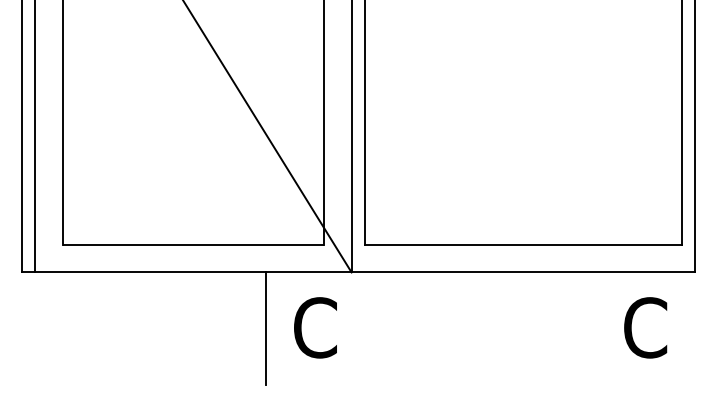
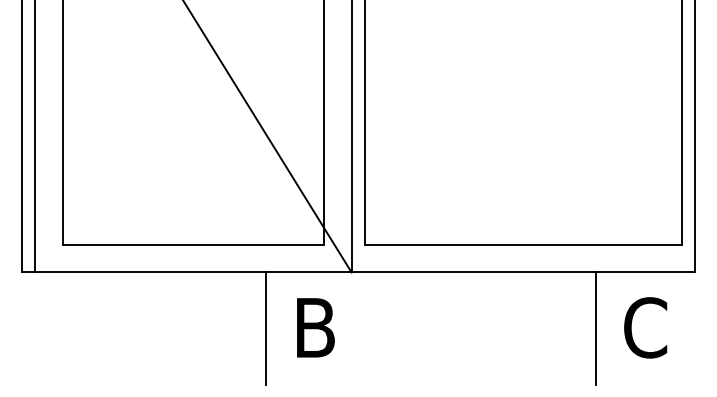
text: C -> B (315, 327)
line: none -> present (596, 328)
